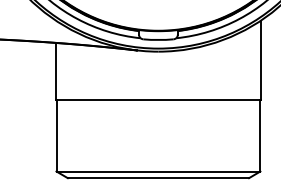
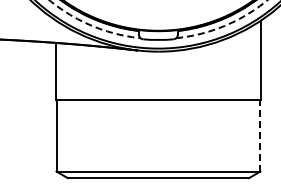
arc: solid -> dashed (49, 0)
line: solid -> dashed (260, 135)
